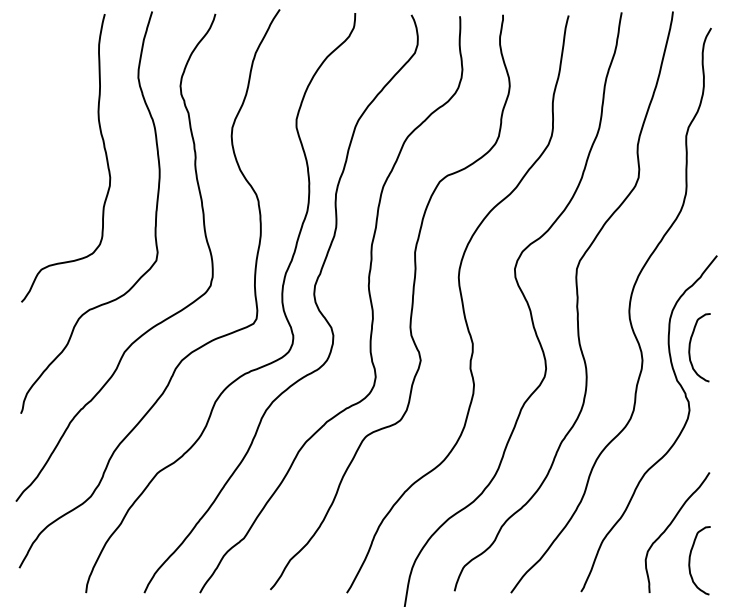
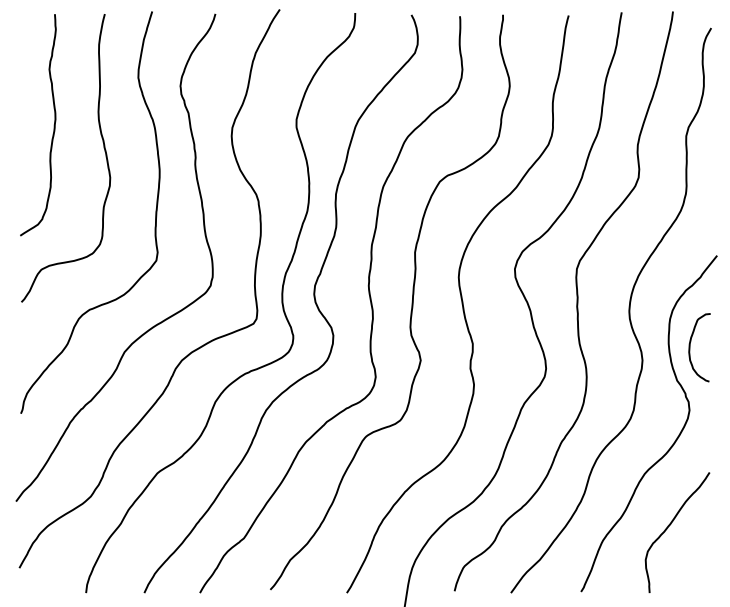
curve: none -> present (53, 125)
curve: present -> none (690, 560)
